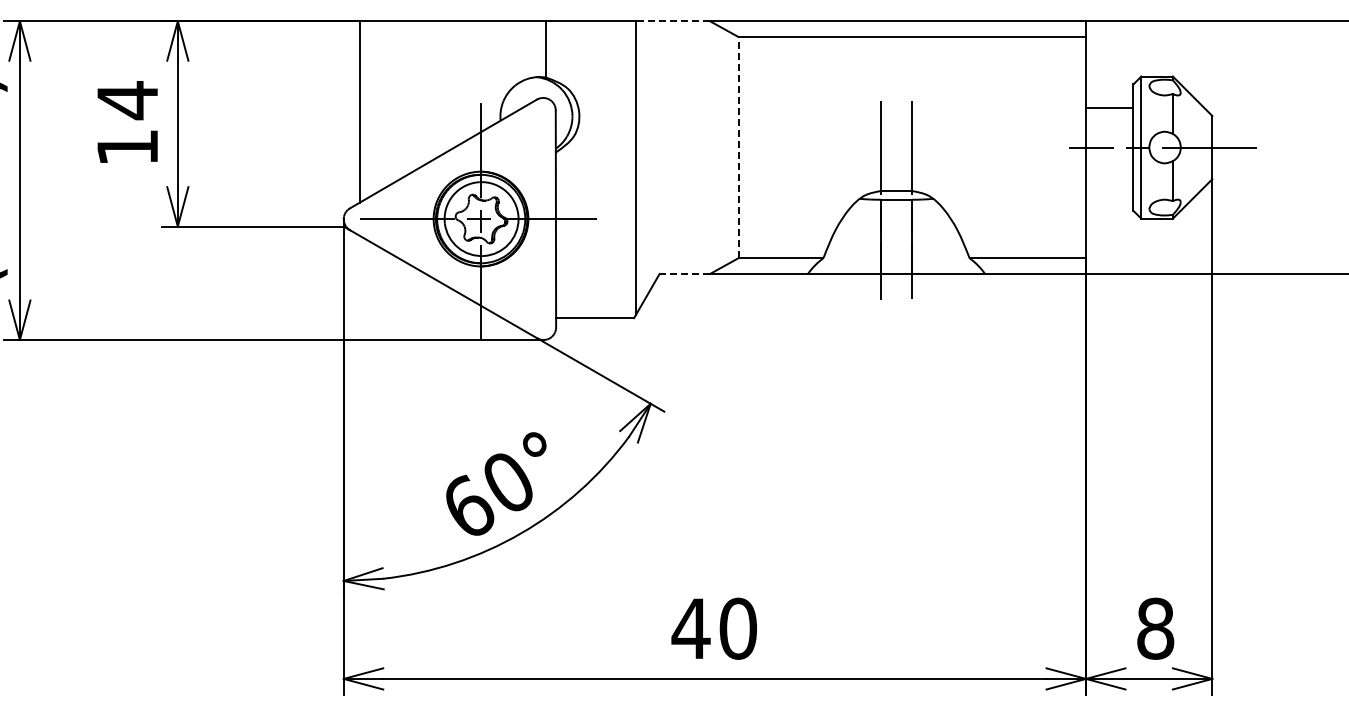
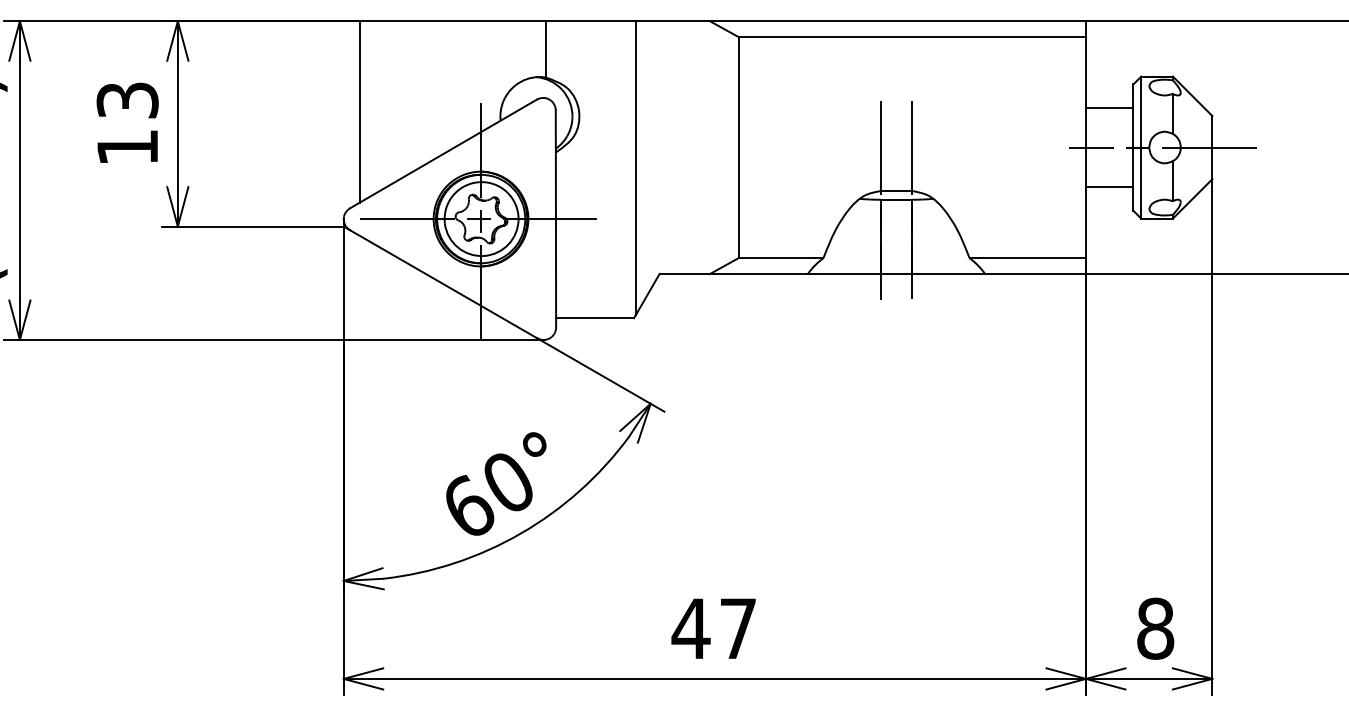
line: dashed -> solid (672, 21)
text: 14 -> 13 (127, 100)
line: dashed -> solid (738, 147)
line: none -> present (1109, 187)
line: dashed -> solid (684, 273)
text: 40 -> 47 (738, 628)
